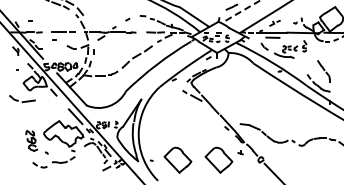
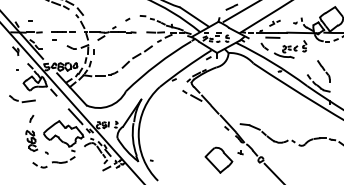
line: dashed -> solid (241, 11)
part: none -> present (31, 118)
part: present -> none (177, 159)
